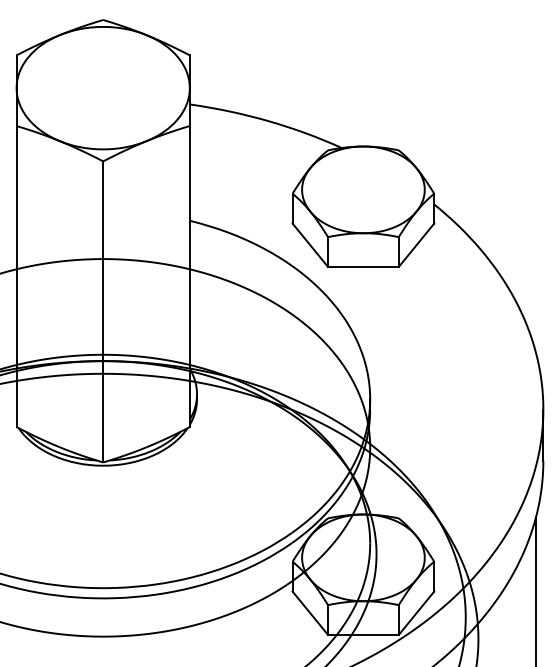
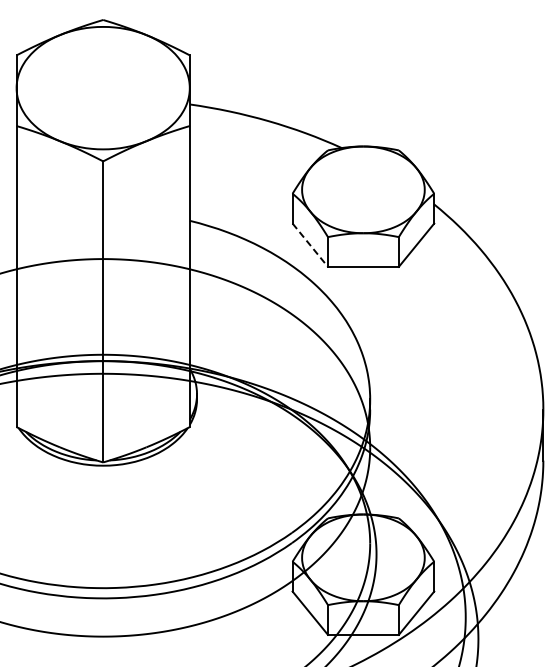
line: solid -> dashed (310, 245)
line: present -> none (536, 589)
